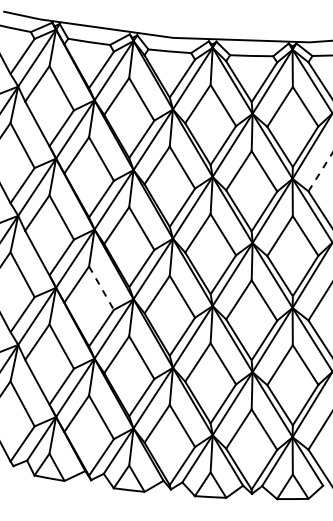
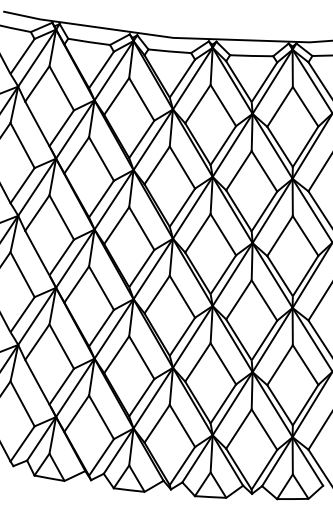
line: dashed -> solid (320, 171)
line: dashed -> solid (101, 288)
